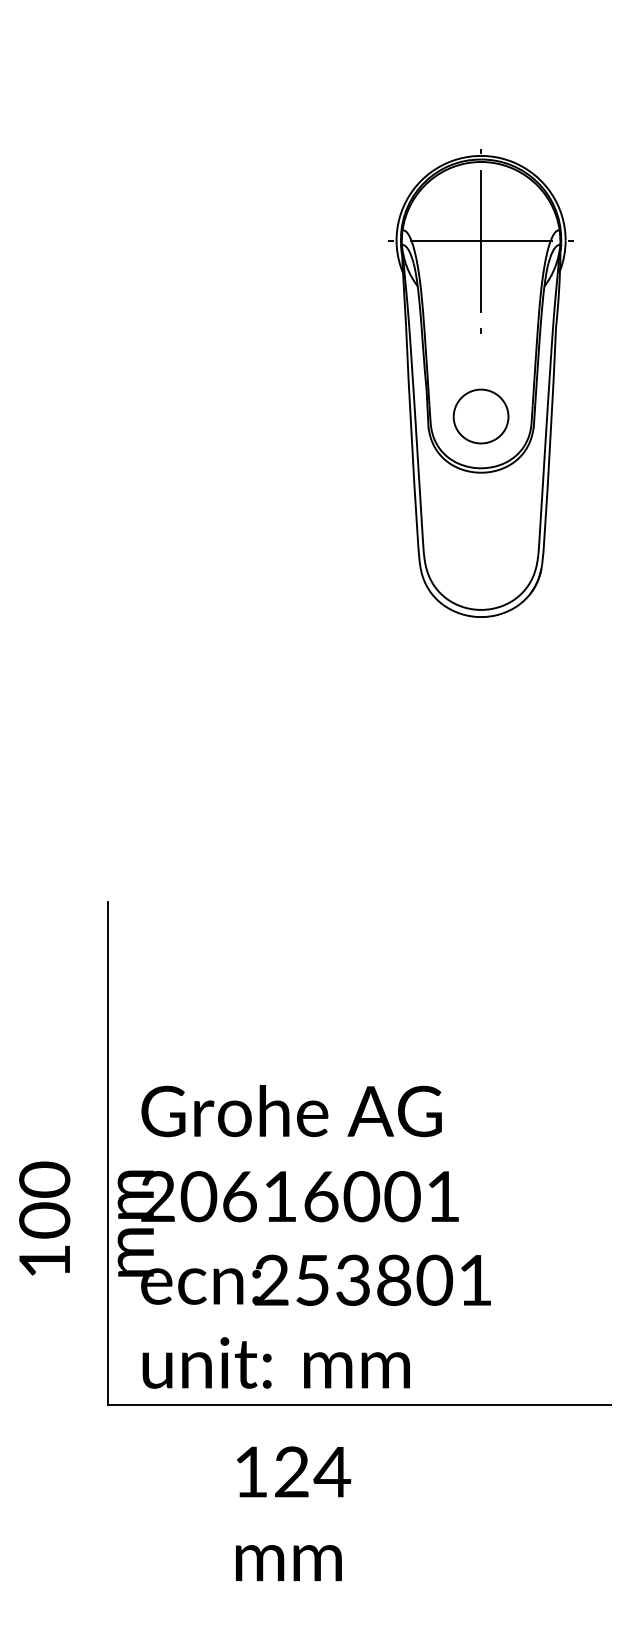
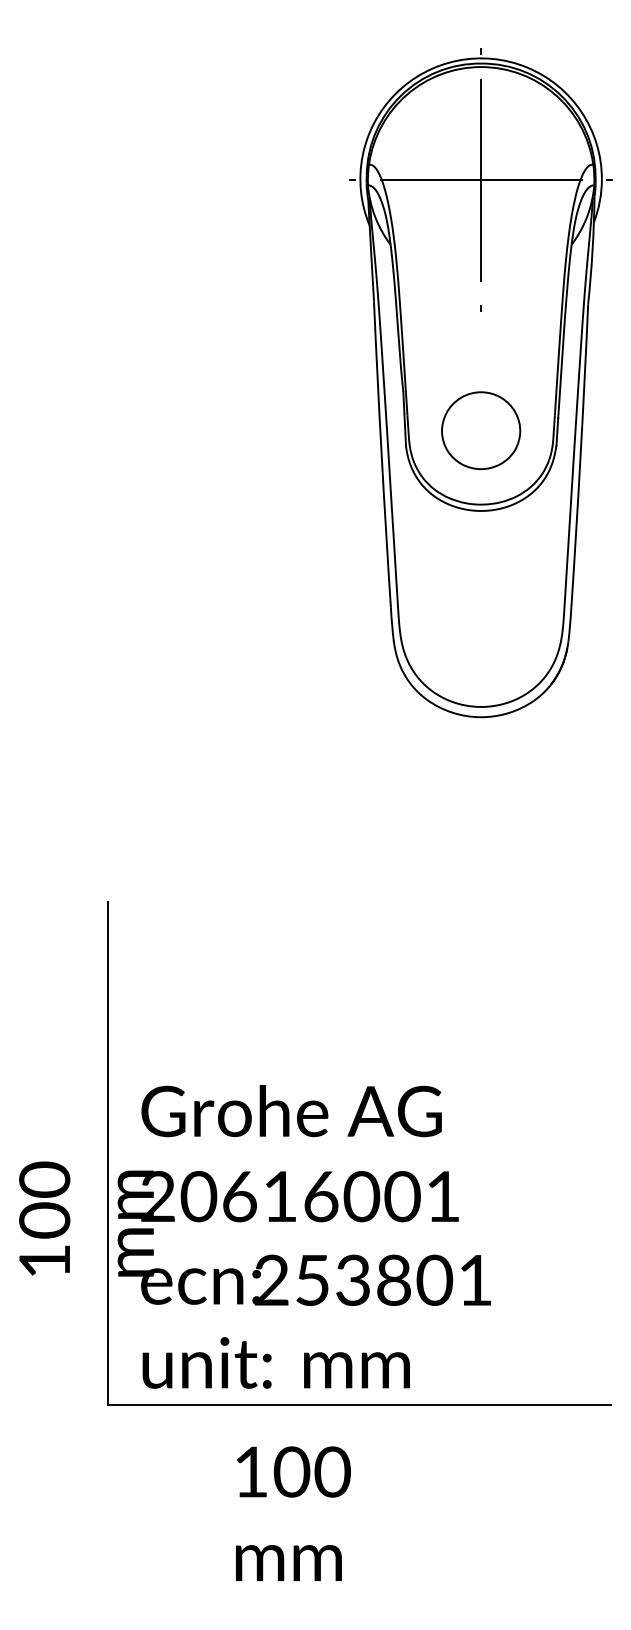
part size: 186x469 px -> 264x671 px (480, 383)
text: 124 -> 100 (312, 1471)
